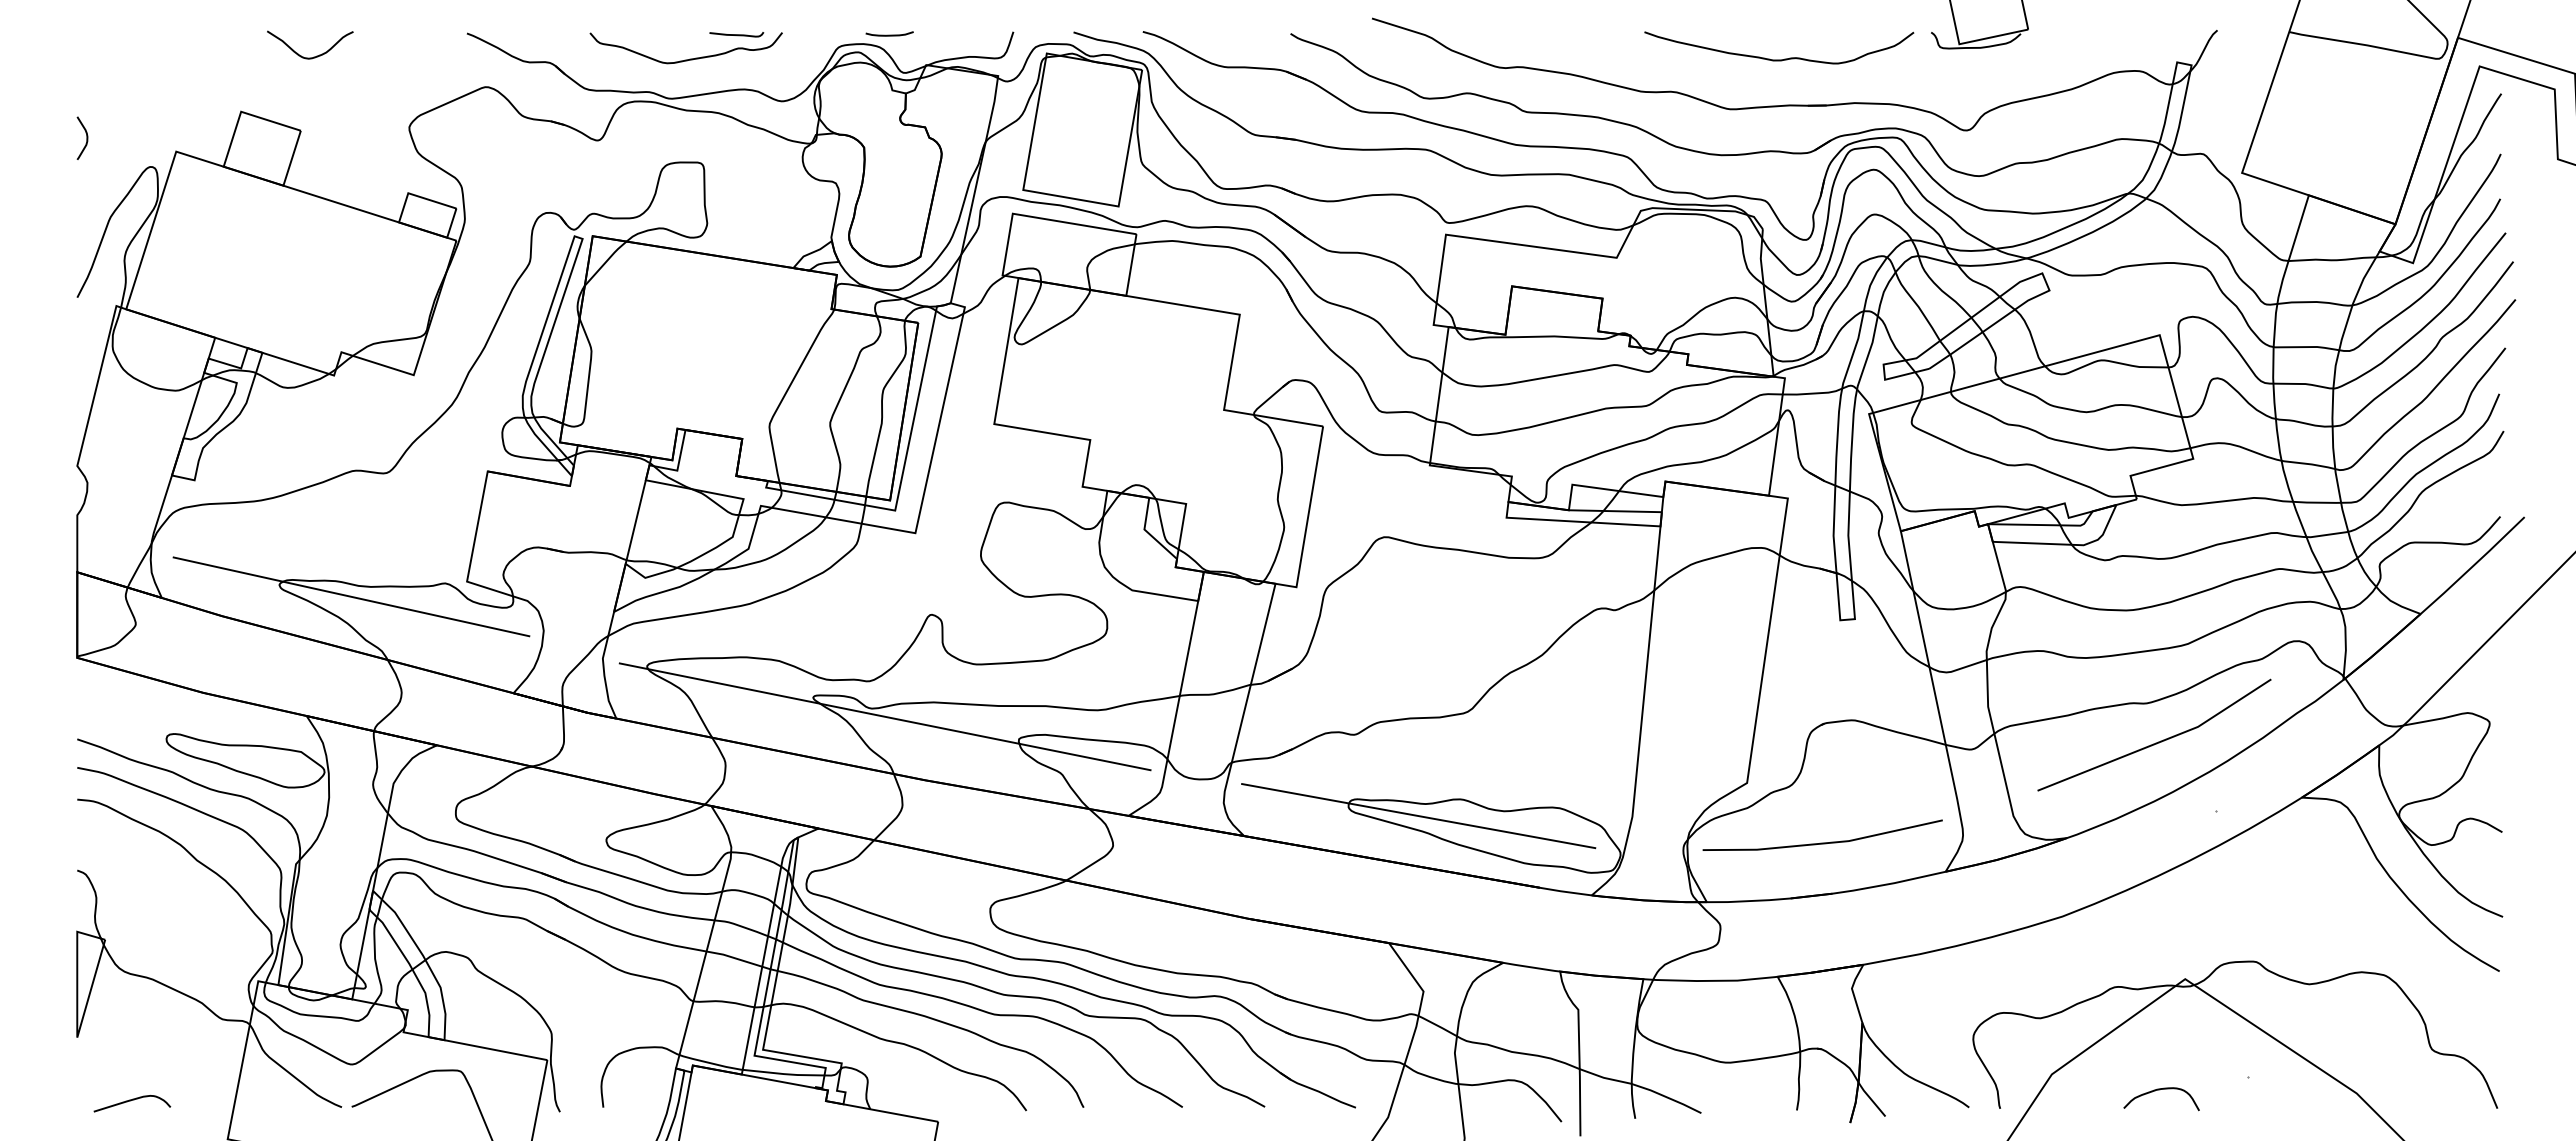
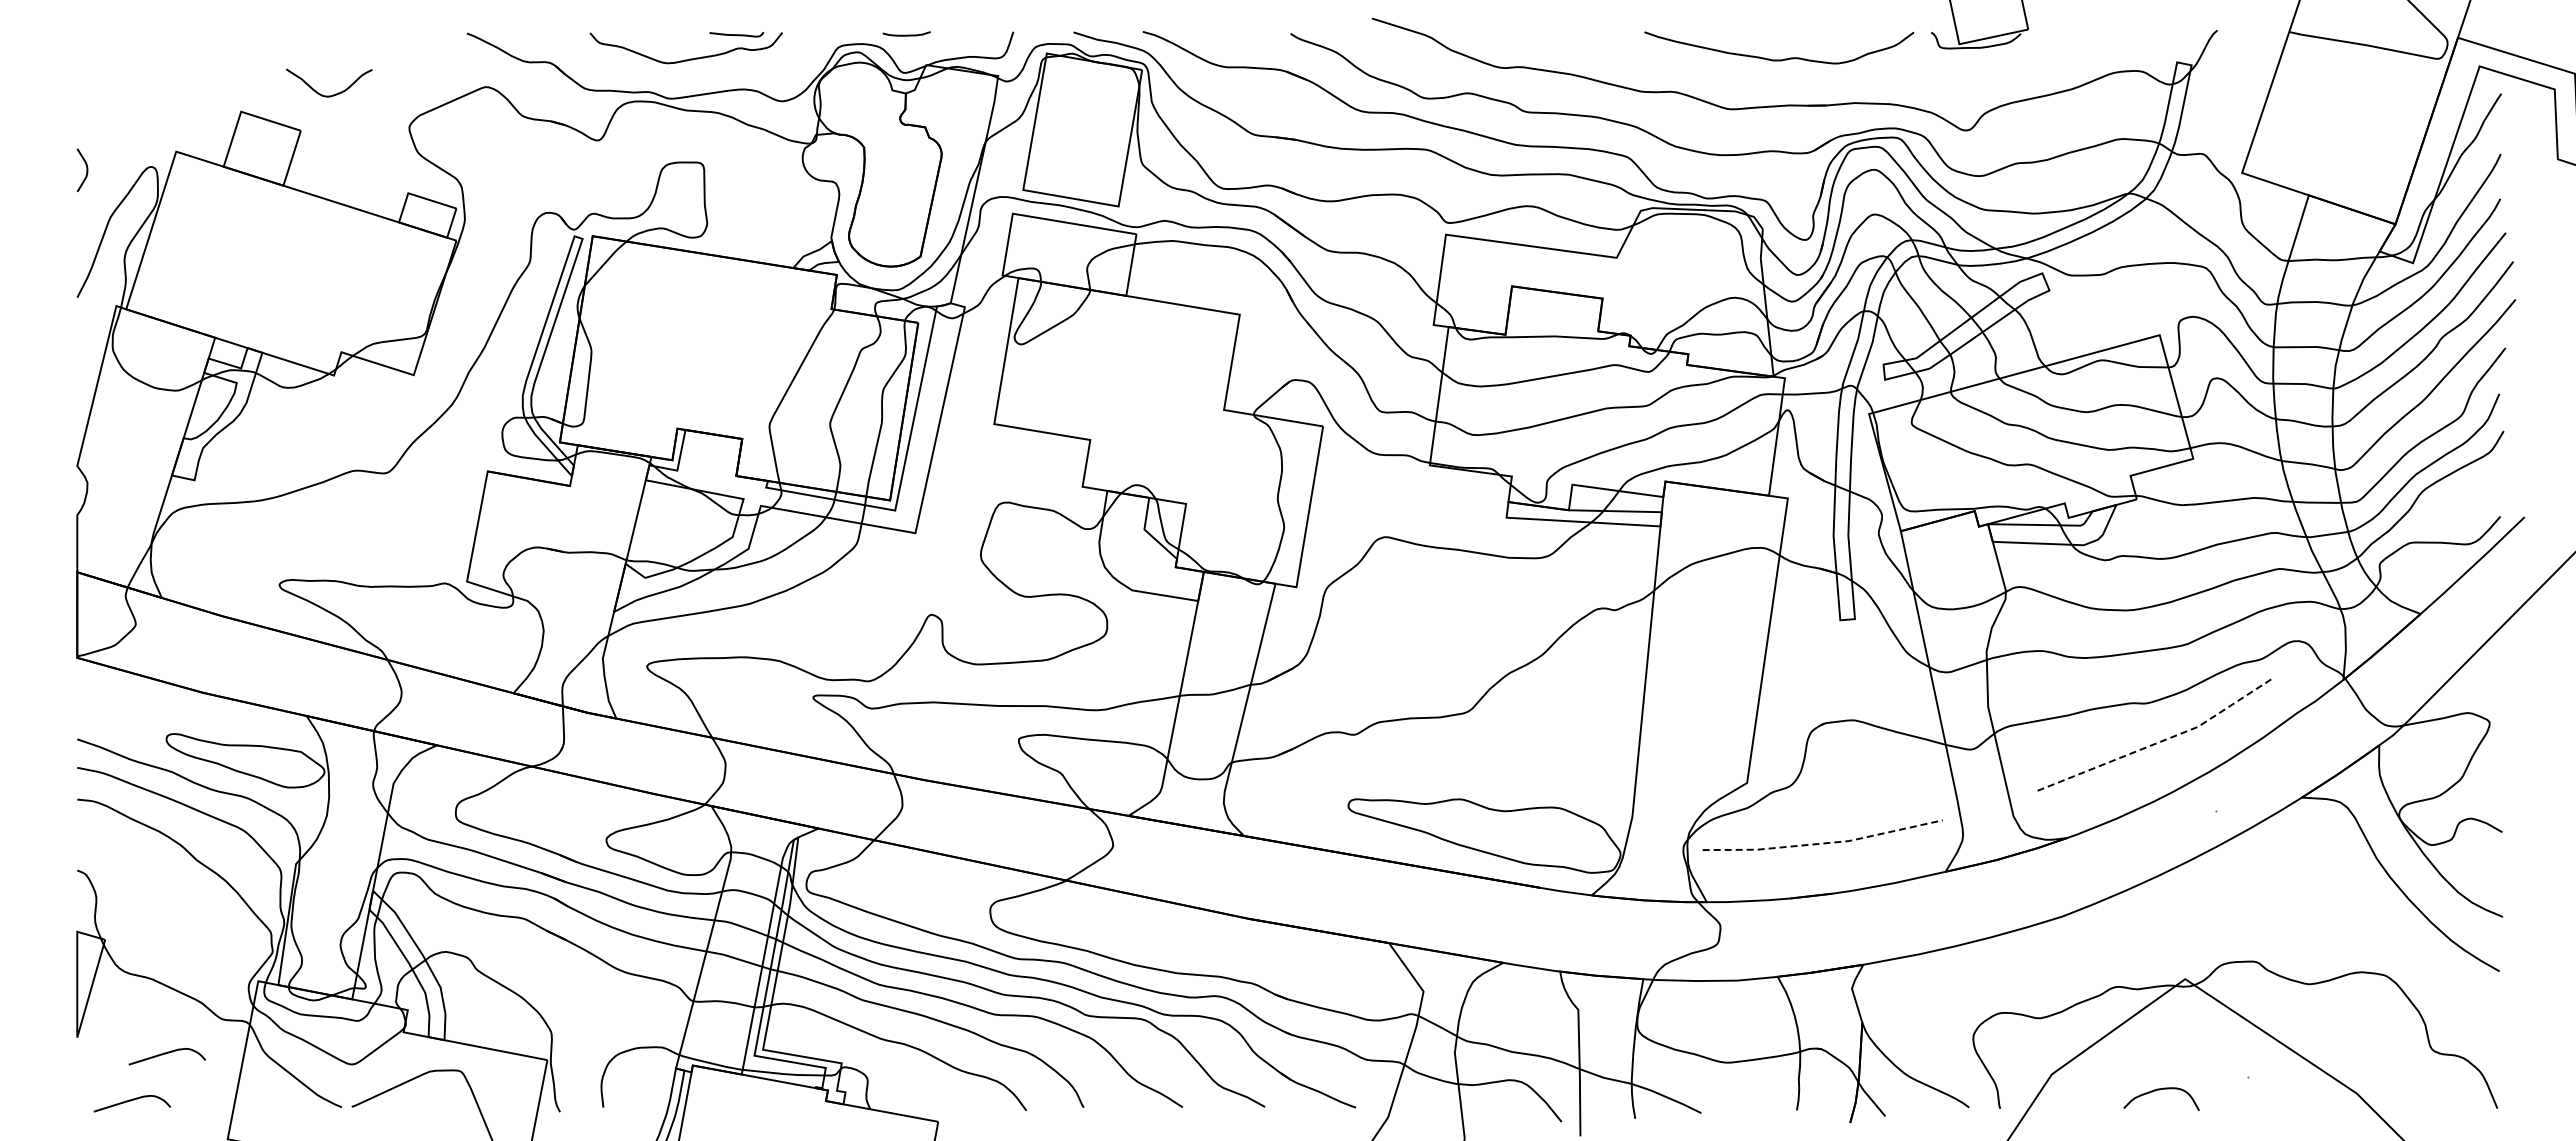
curve position: (889, 34) -> (906, 34) (906, 34)
curve position: (313, 56) -> (332, 94) (332, 94)
curve position: (86, 137) -> (86, 169) (86, 169)
line: present -> none (351, 596)
line: present -> none (884, 716)
line: solid -> dashed (2159, 742)
line: present -> none (1418, 816)
line: solid -> dashed (1824, 843)
curve: none -> present (165, 1054)
